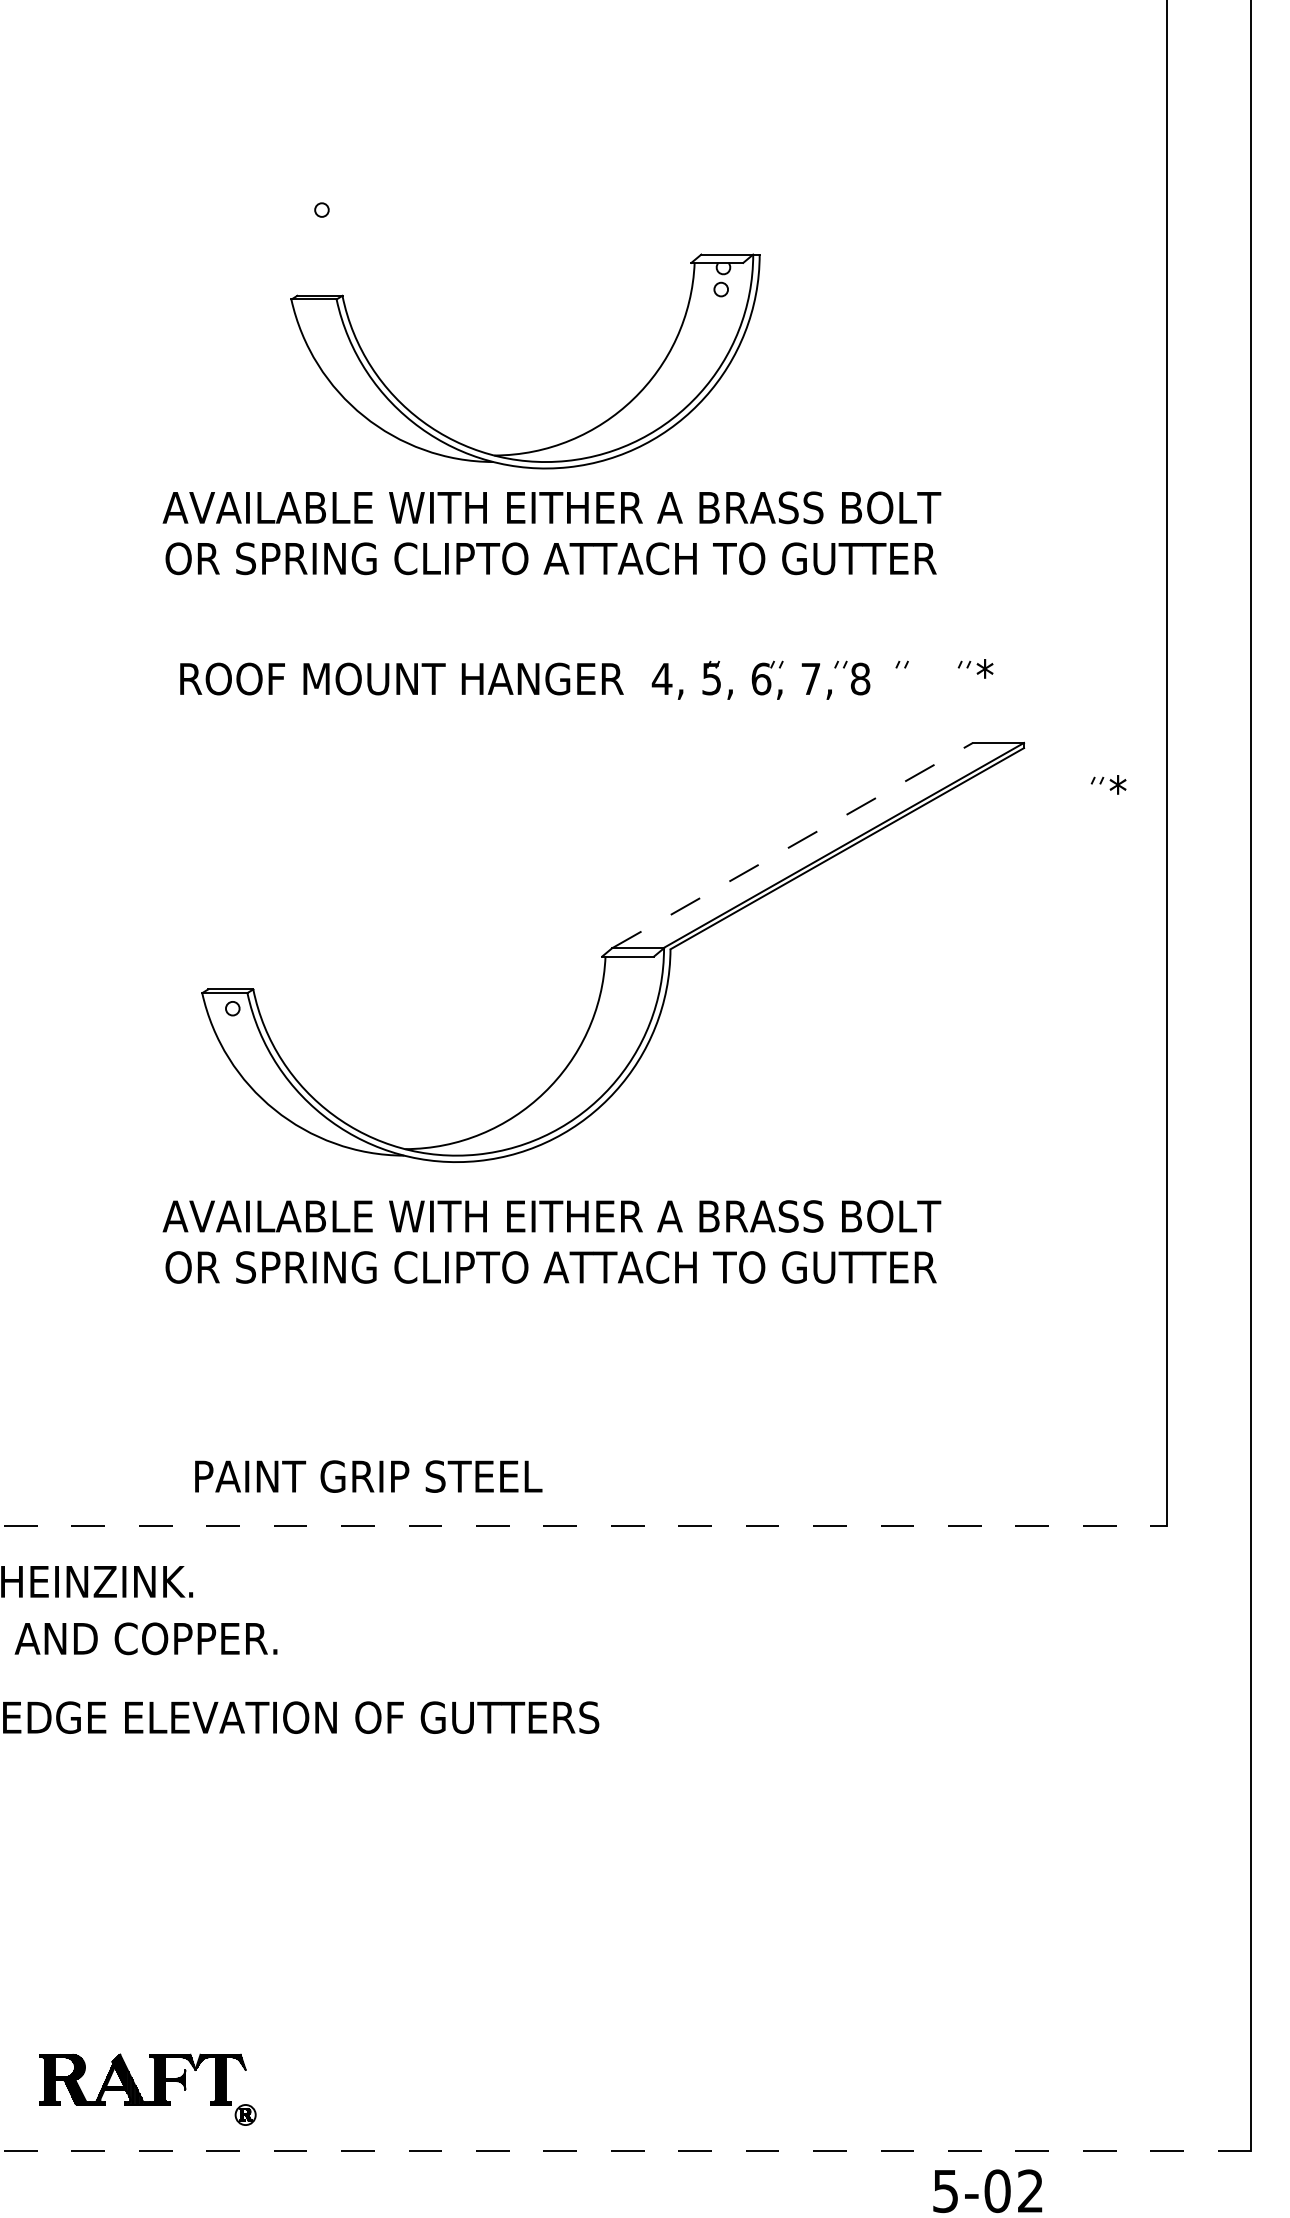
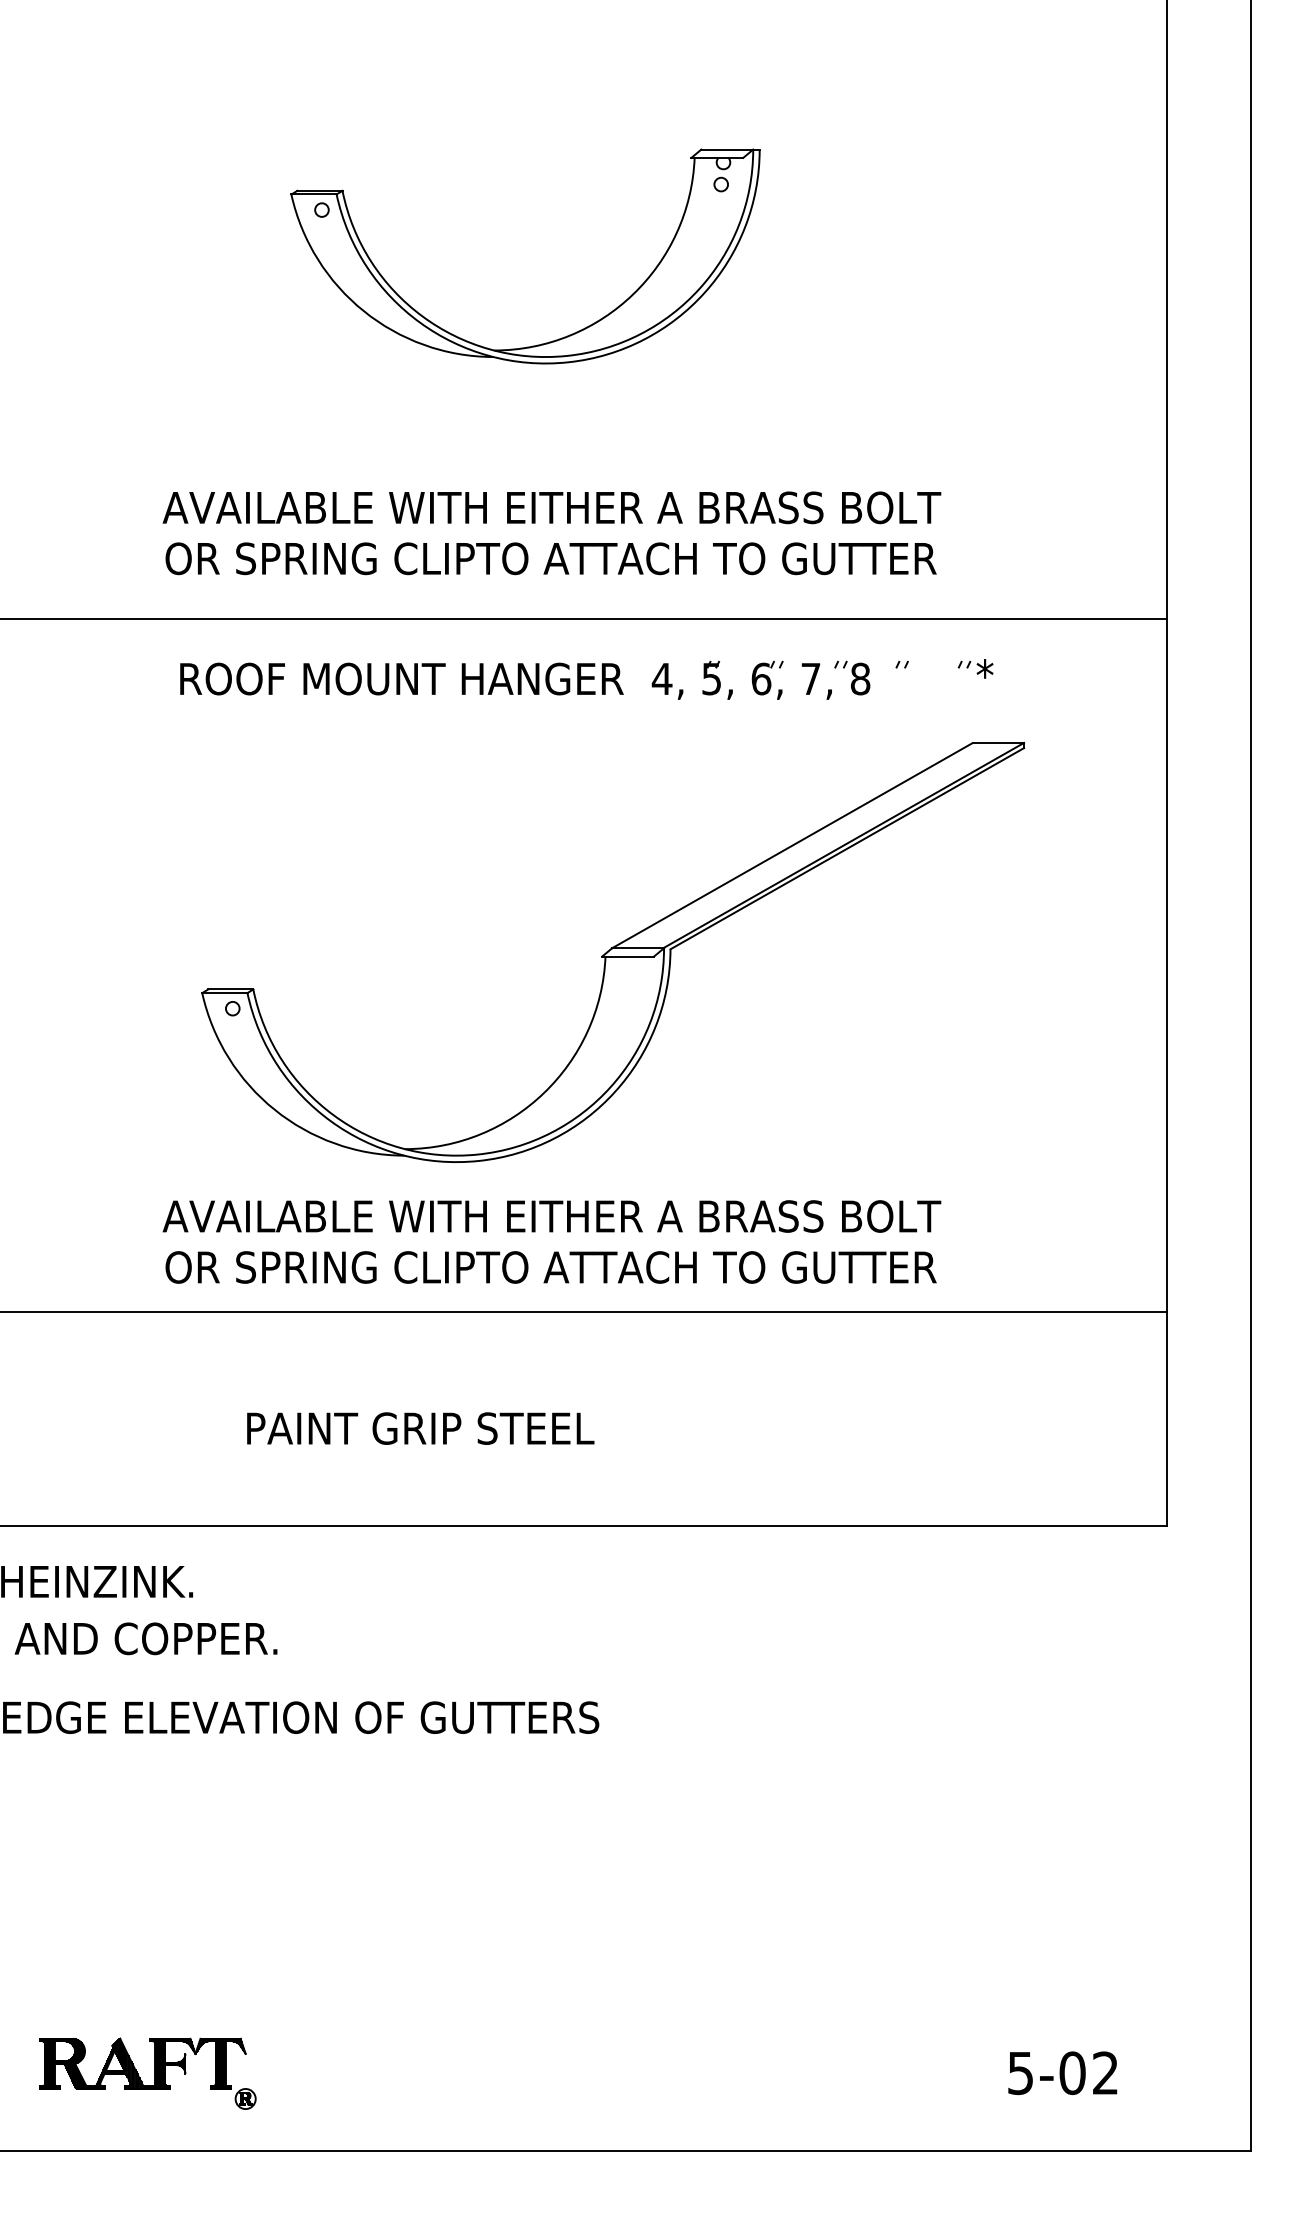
part position: (552, 445) -> (552, 340) (552, 340)
line: none -> present (584, 619)
part: present -> none (1108, 784)
line: dashed -> solid (792, 845)
line: none -> present (584, 1312)
text position: (368, 1476) -> (420, 1428) (420, 1428)
line: dashed -> solid (584, 1525)
part position: (154, 2089) -> (154, 2073) (154, 2073)
line: dashed -> solid (626, 2151)
text position: (987, 2191) -> (1062, 2073) (1062, 2073)
